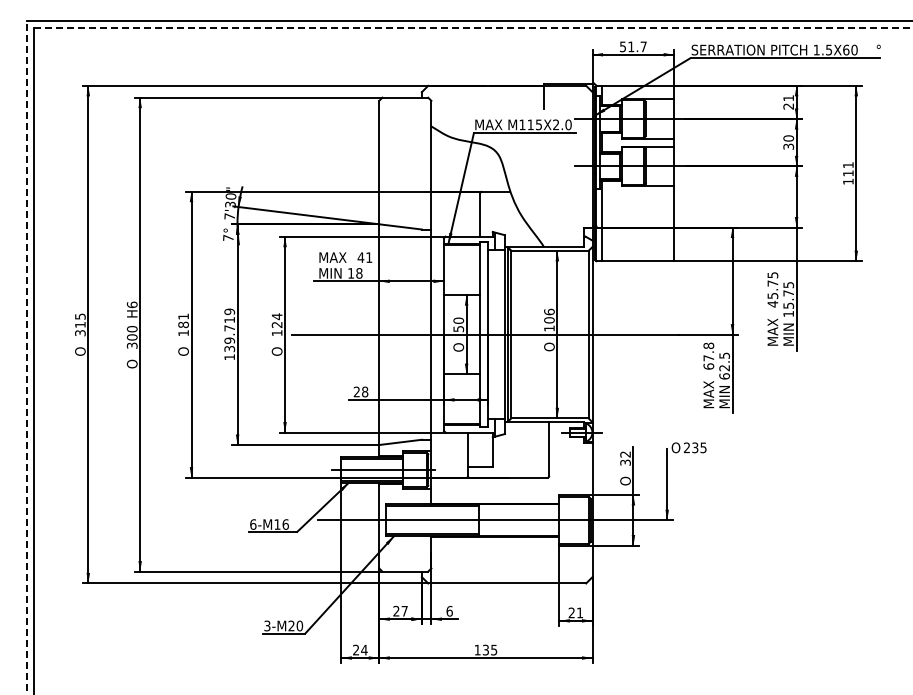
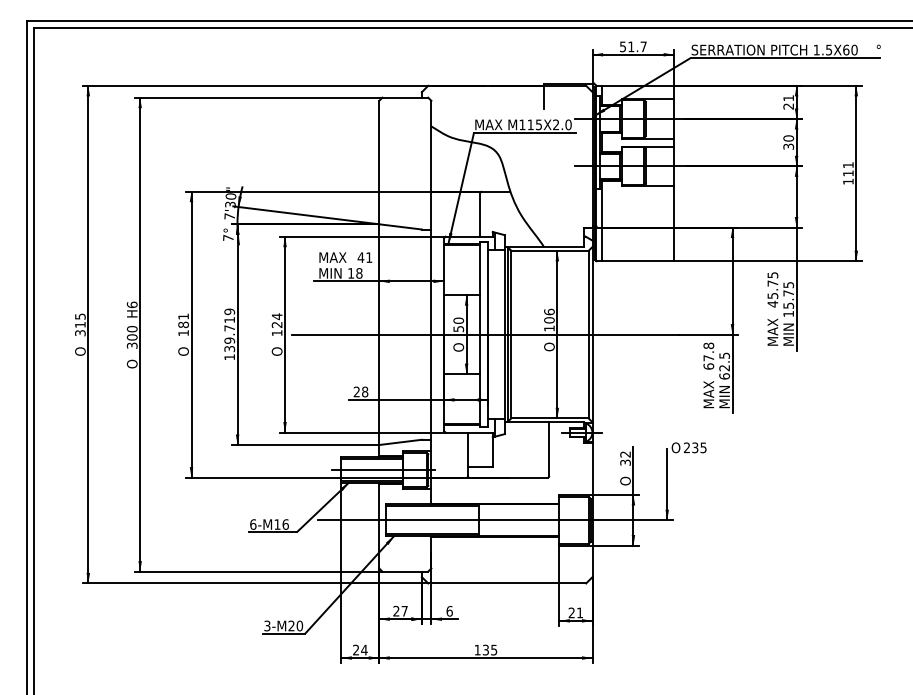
line: dashed -> solid (473, 27)
line: dashed -> solid (27, 357)
